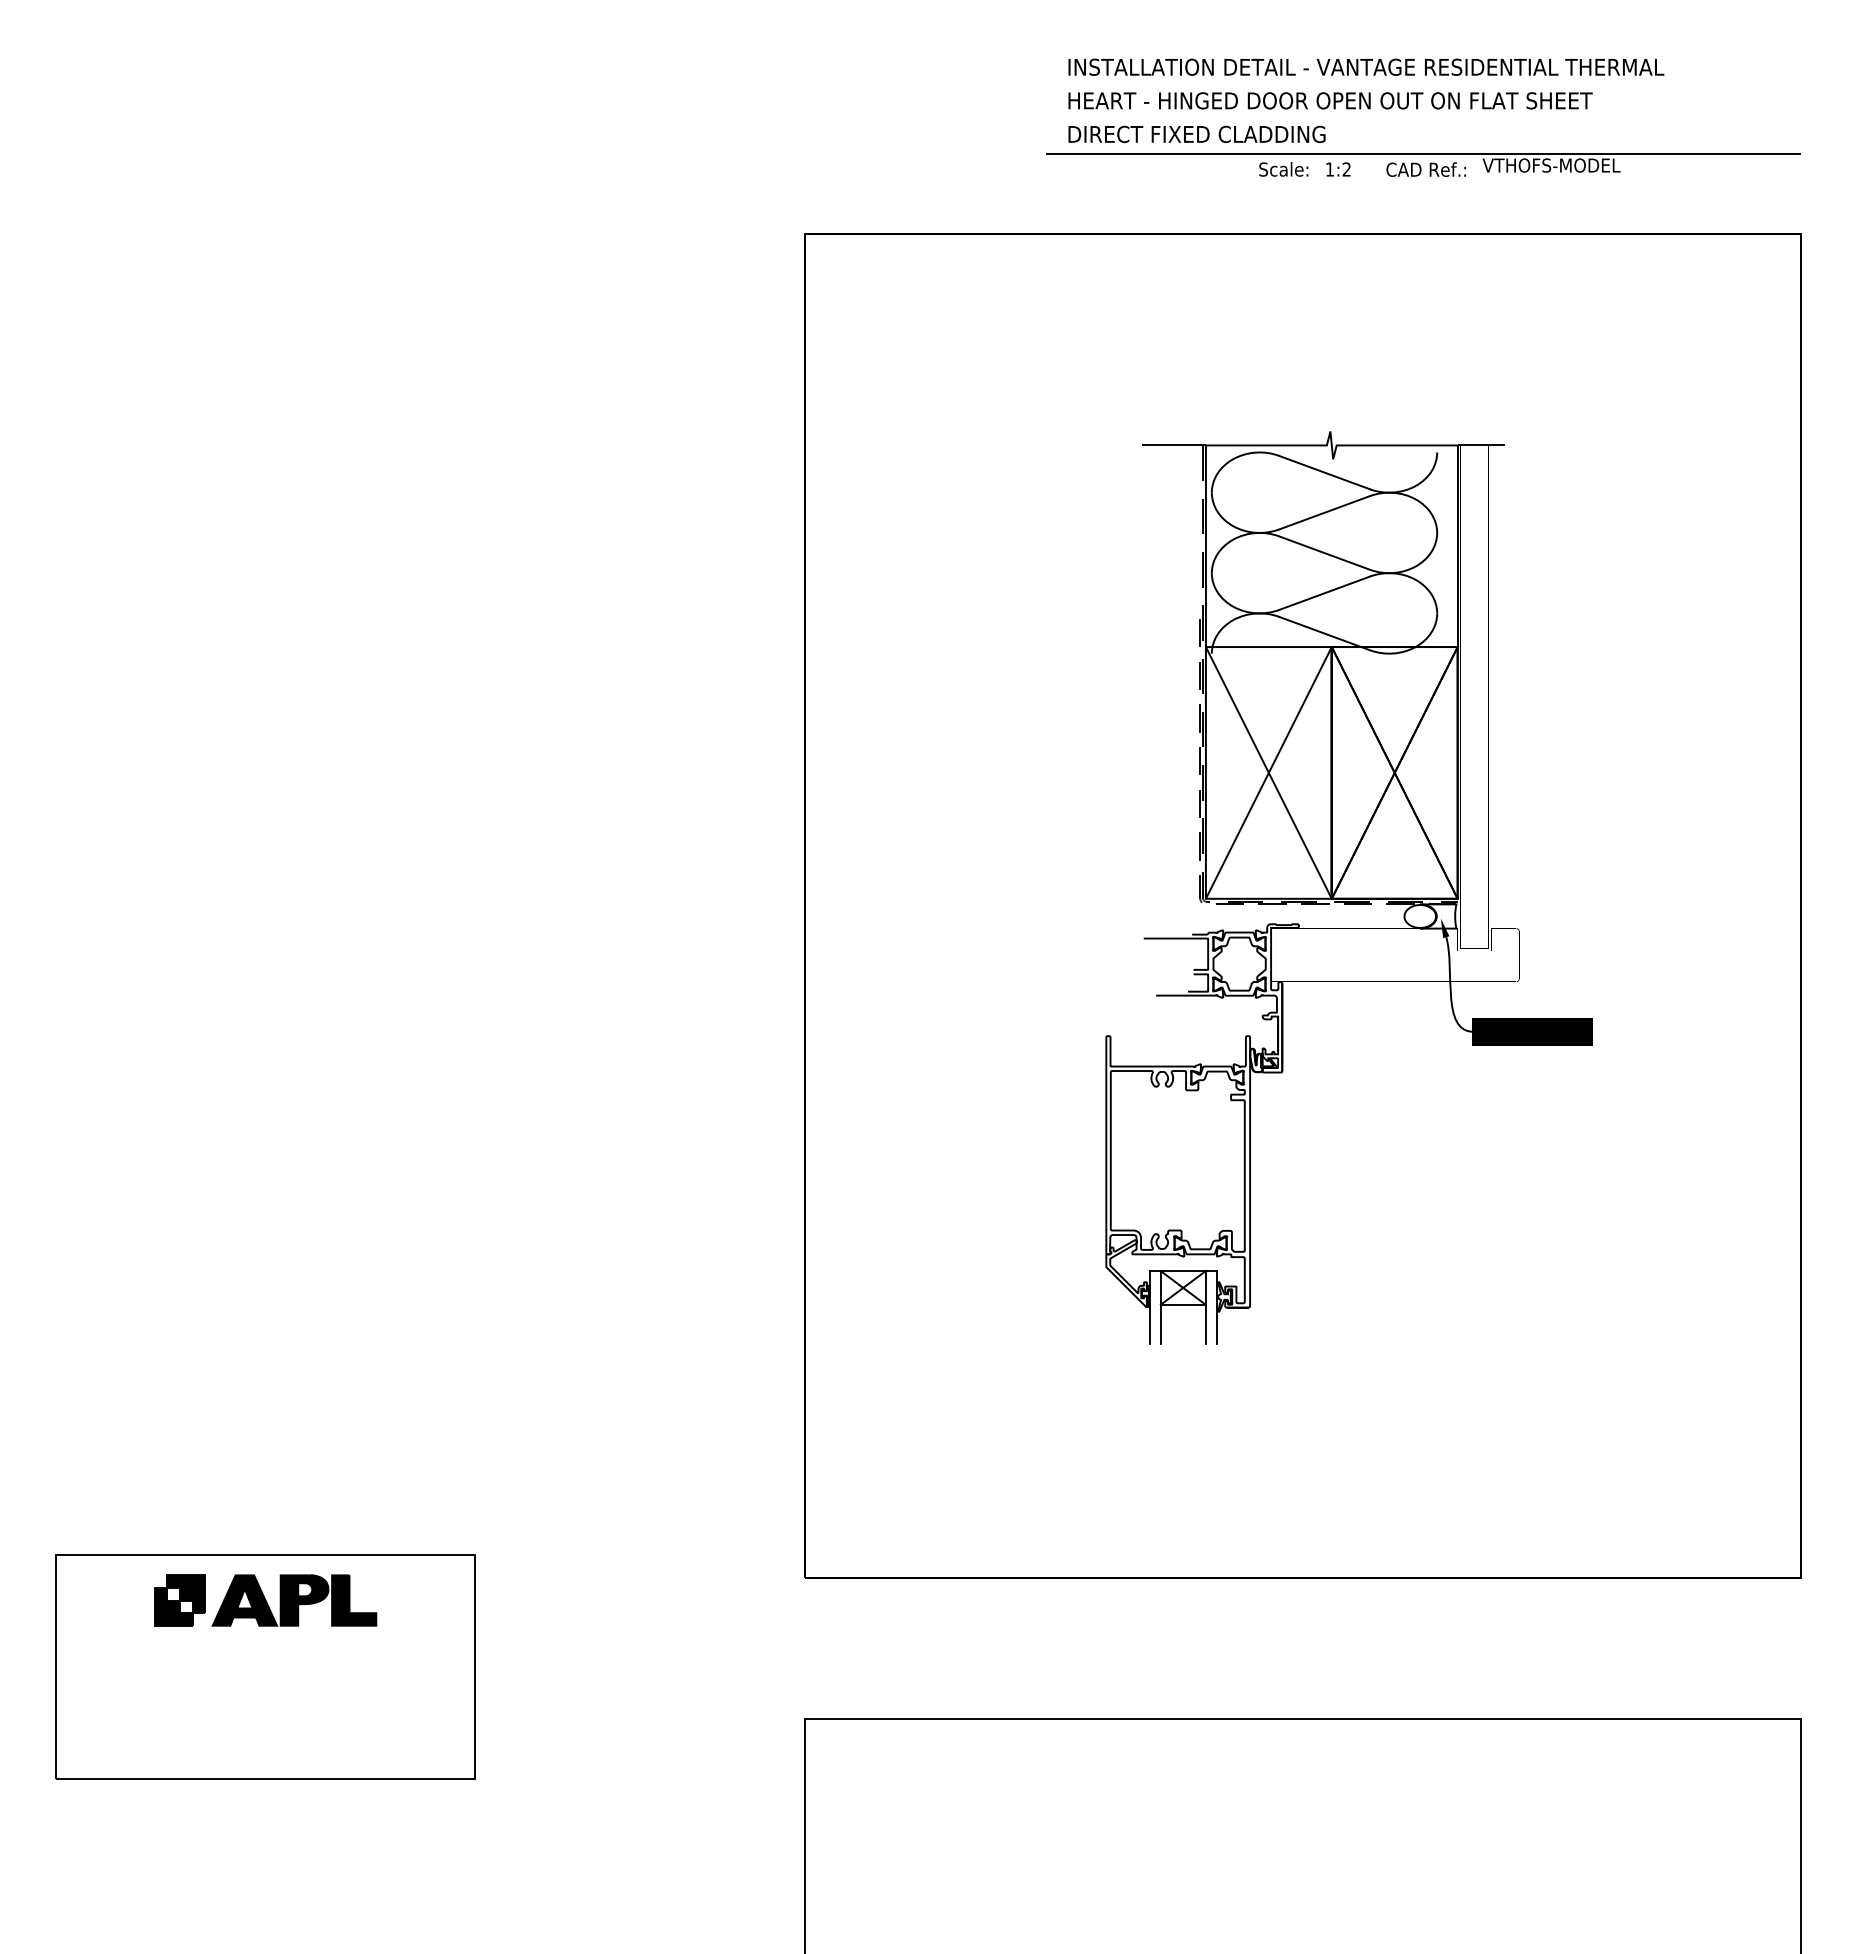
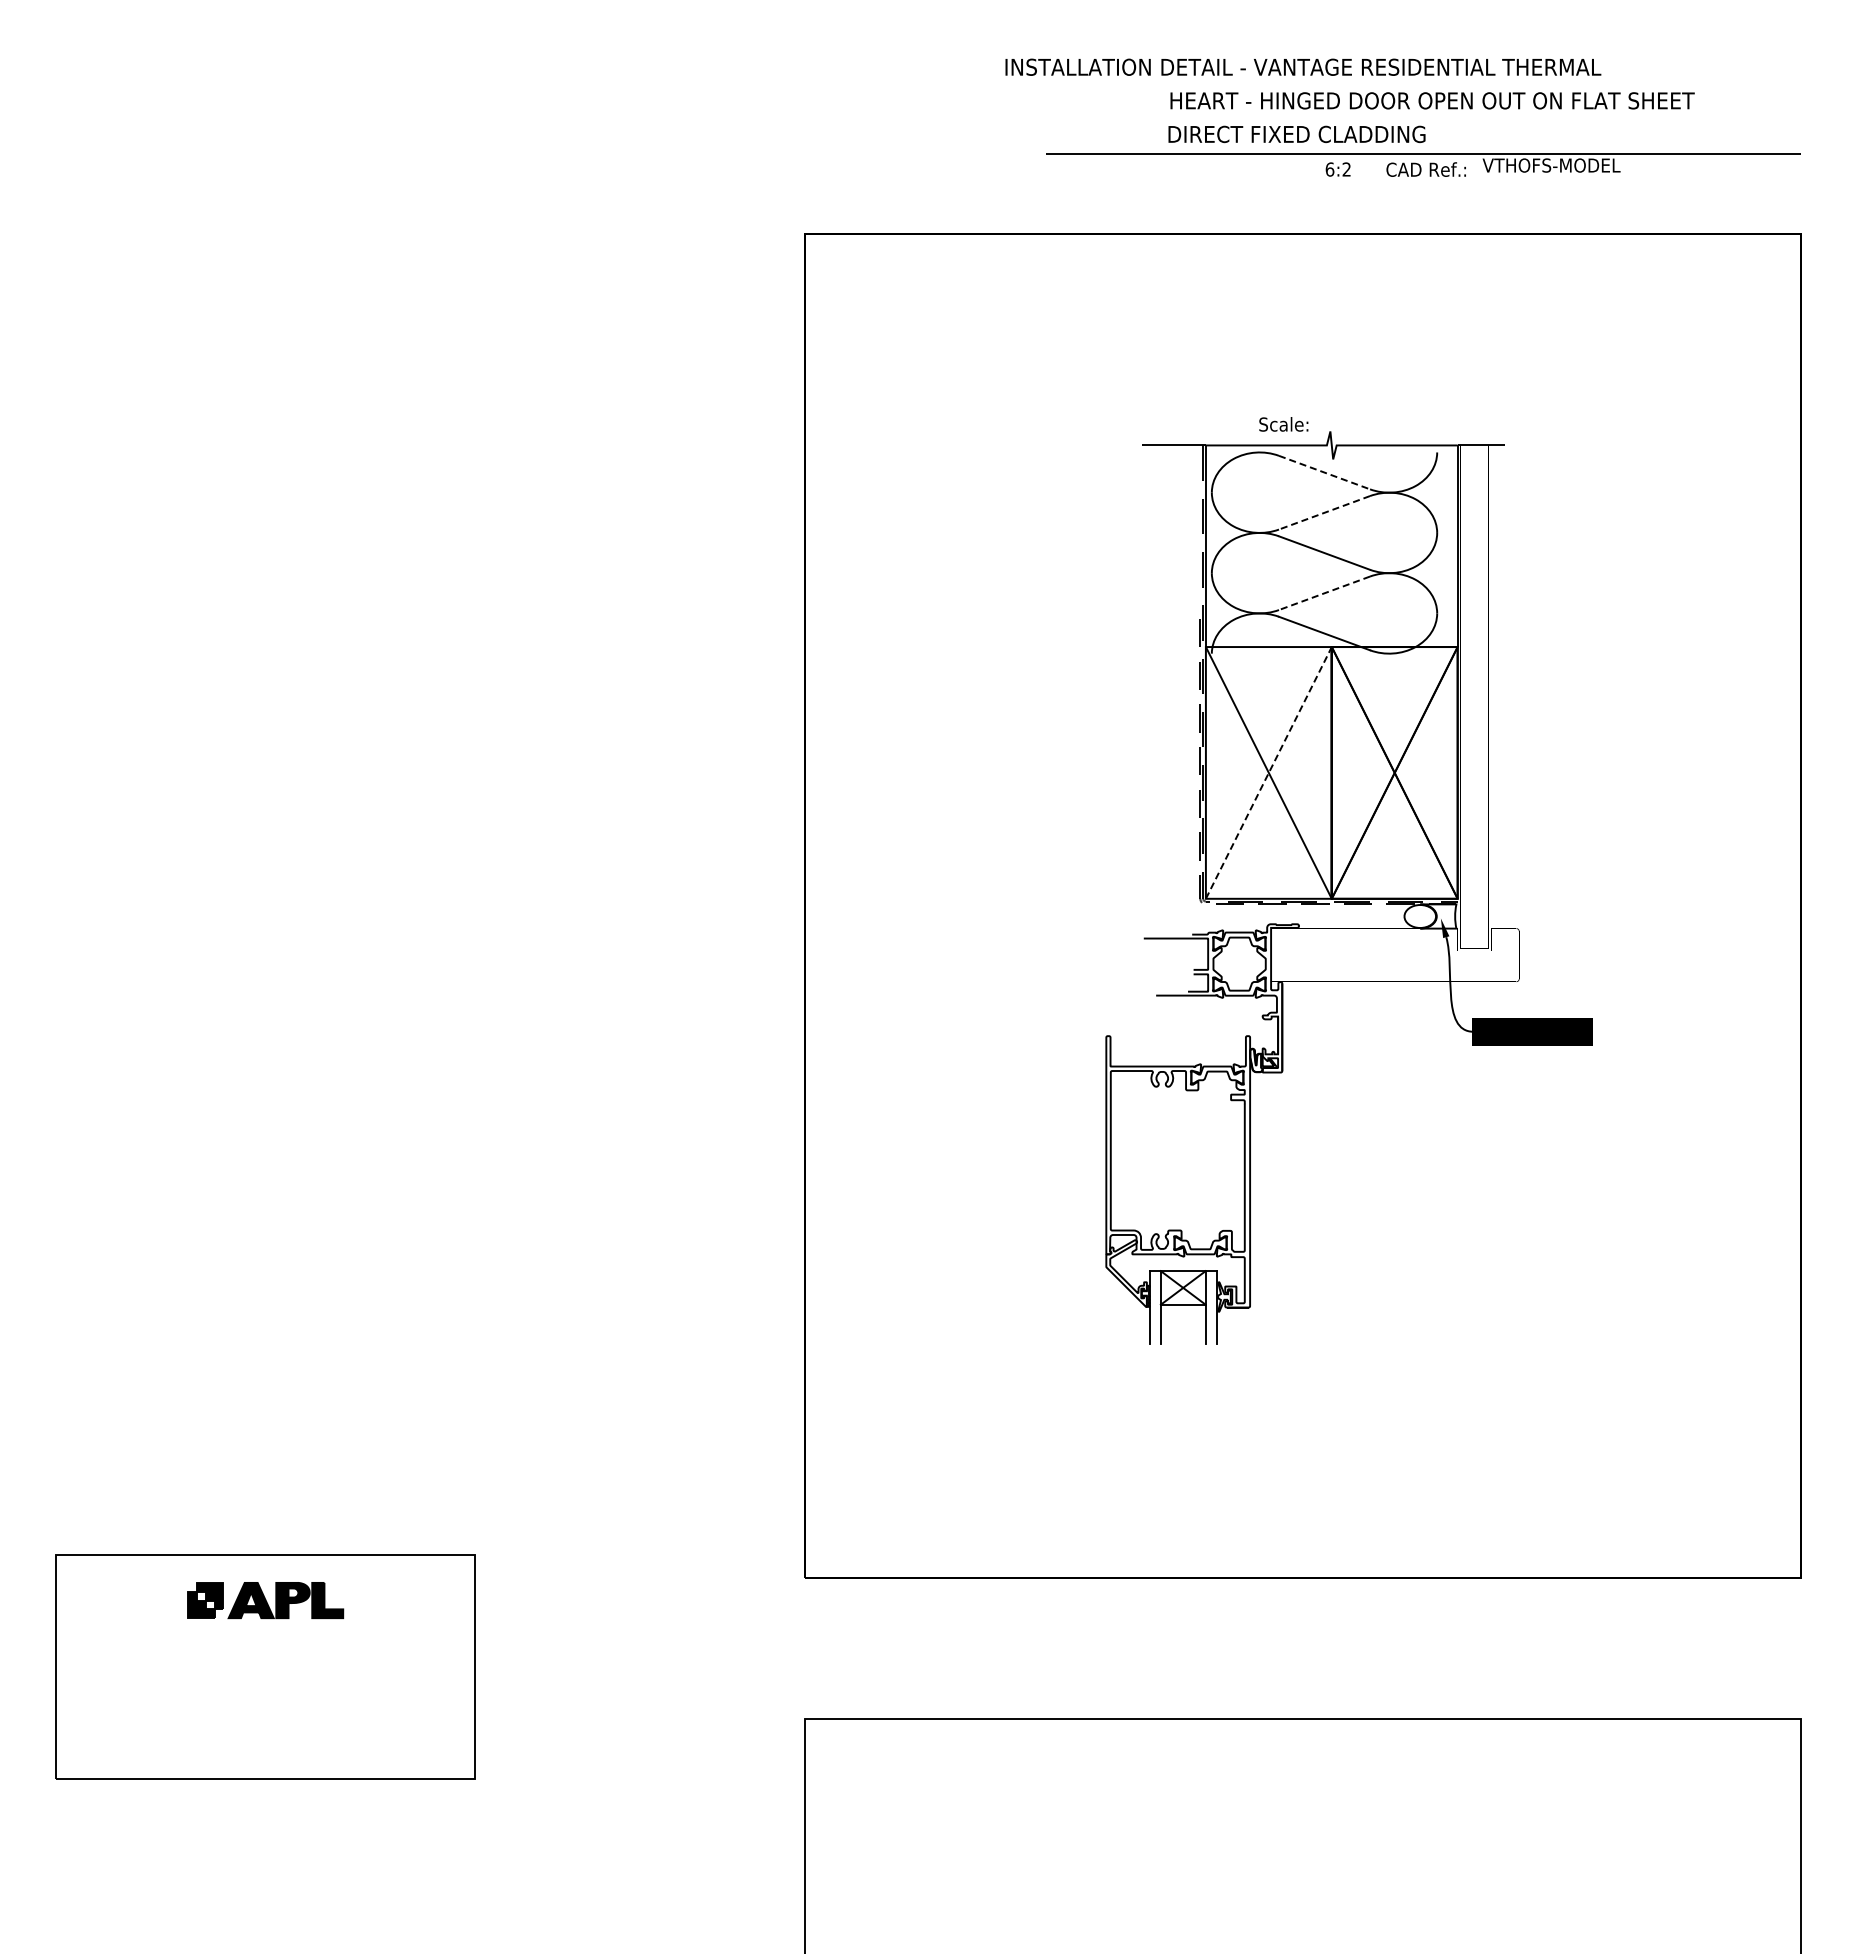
text position: (1366, 66) -> (1303, 66) (1303, 66)
text position: (1330, 100) -> (1432, 100) (1432, 100)
text position: (1196, 134) -> (1296, 134) (1296, 134)
text position: (1283, 169) -> (1283, 424) (1283, 424)
text: 1:2 -> 6:2 (1329, 169)
line: solid -> dashed (1324, 472)
line: solid -> dashed (1324, 512)
line: solid -> dashed (1324, 593)
line: solid -> dashed (1268, 772)
part size: 224x53 px -> 158x38 px (265, 1600)
